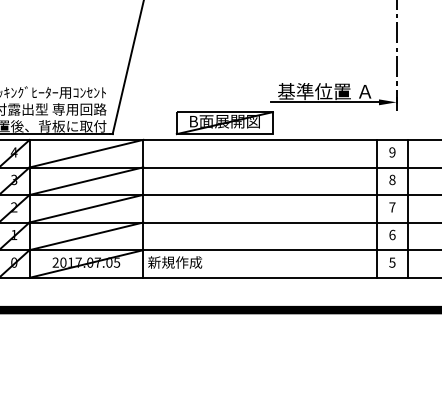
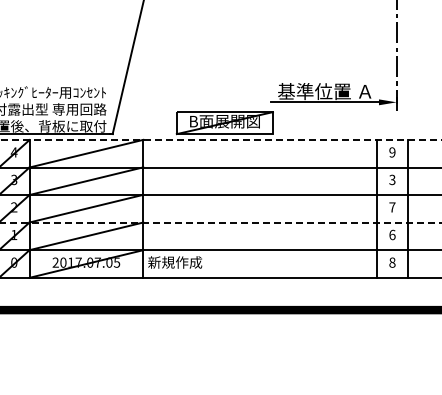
line: solid -> dashed (221, 140)
text: 8 -> 3 (392, 179)
line: solid -> dashed (220, 222)
text: 5 -> 8 (392, 262)
